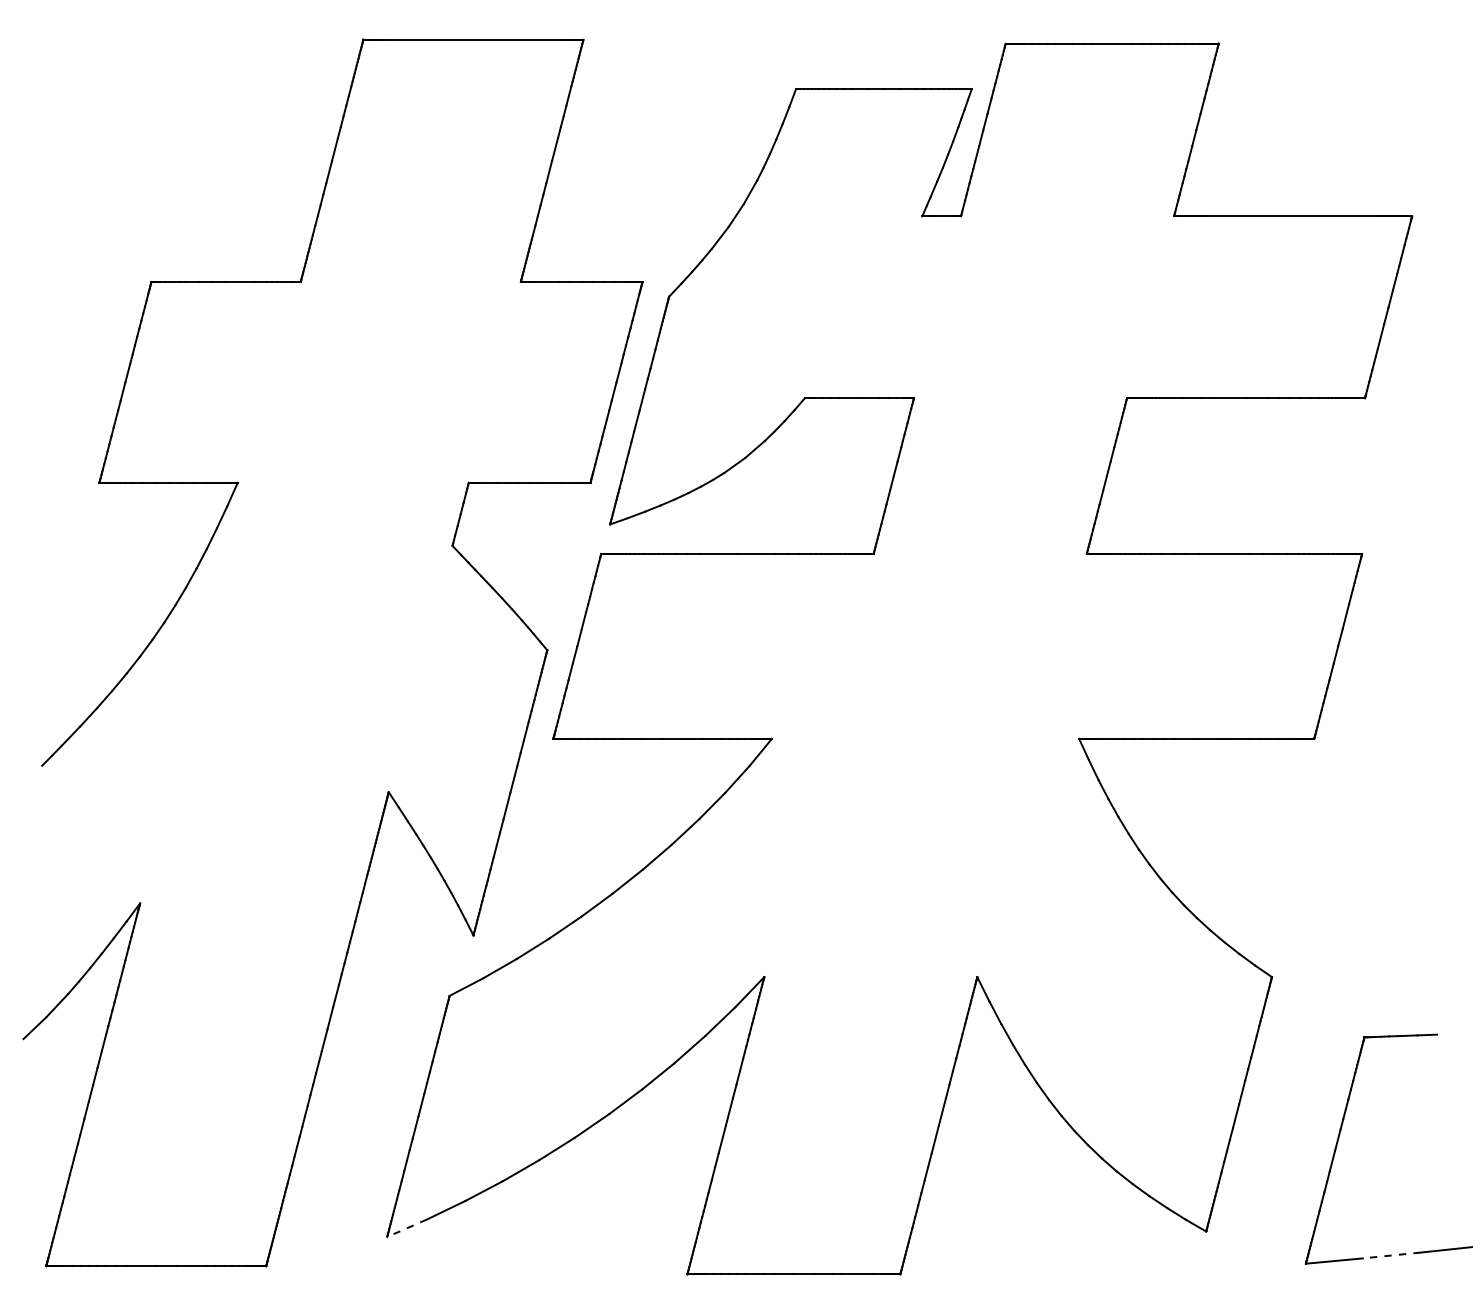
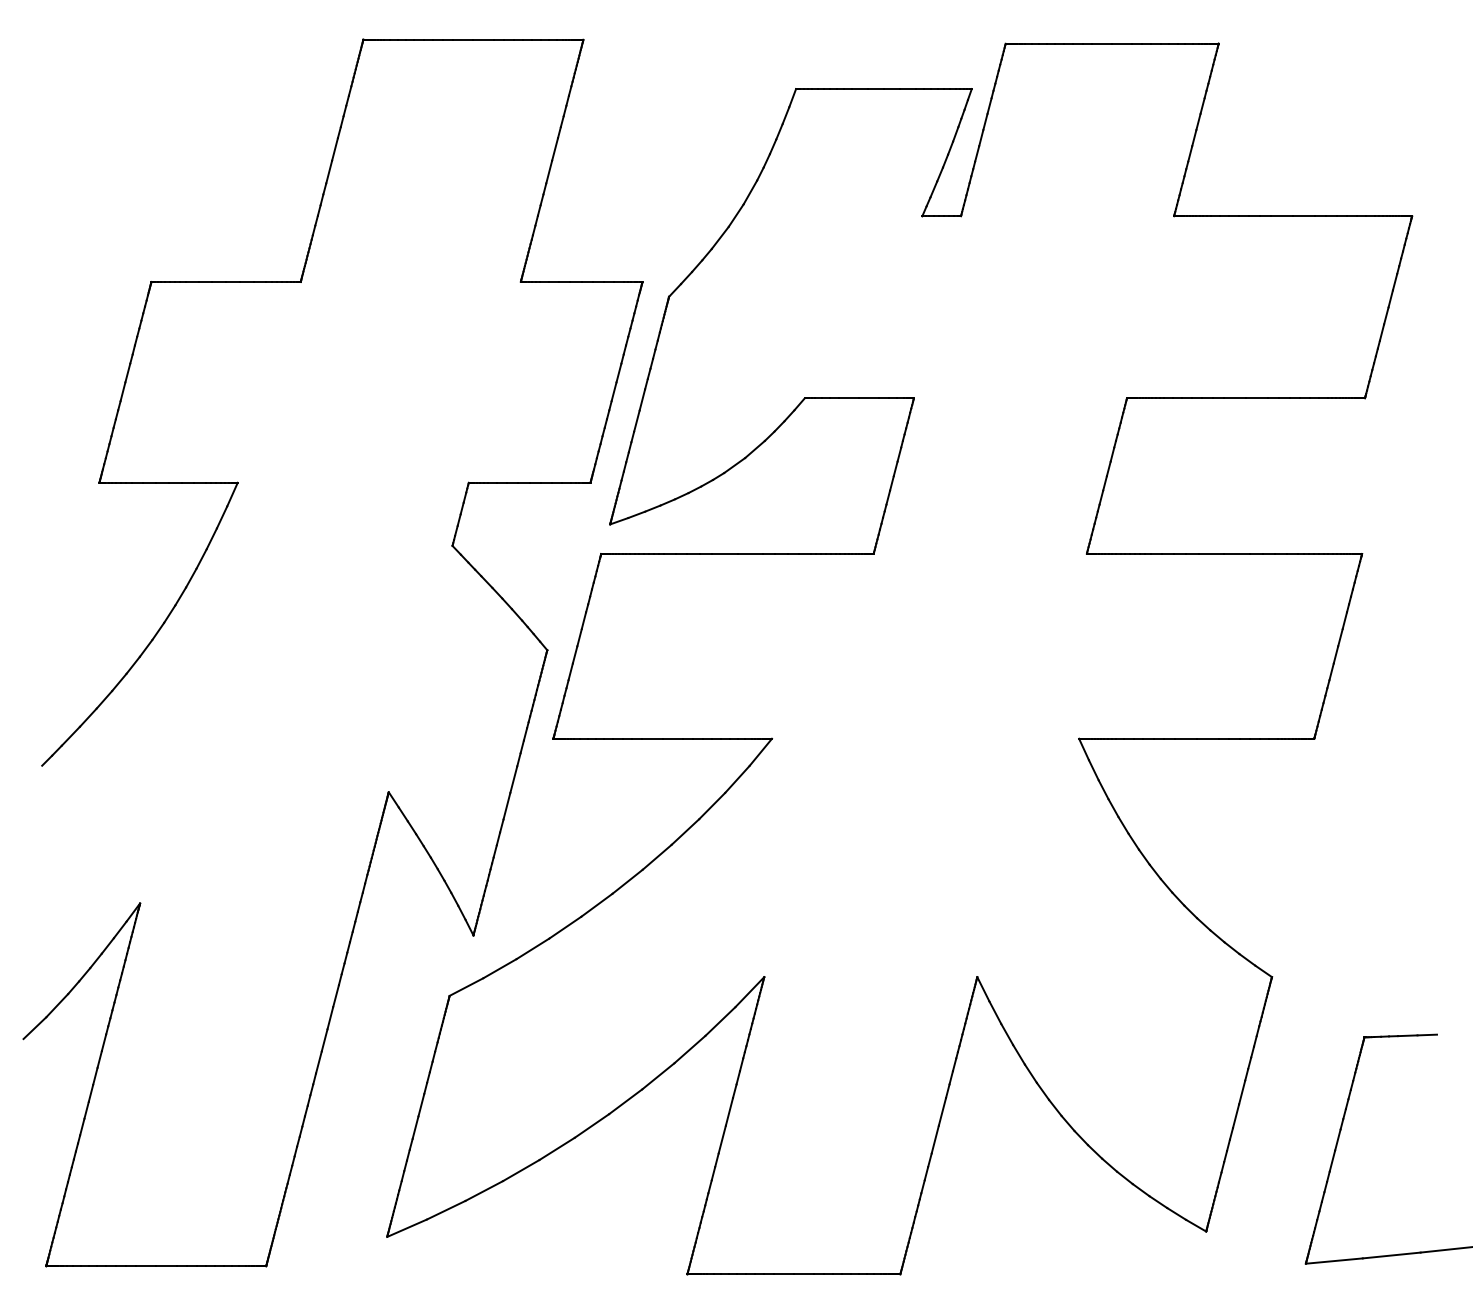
line: dashed -> solid (407, 1228)
line: dashed -> solid (1391, 1255)
